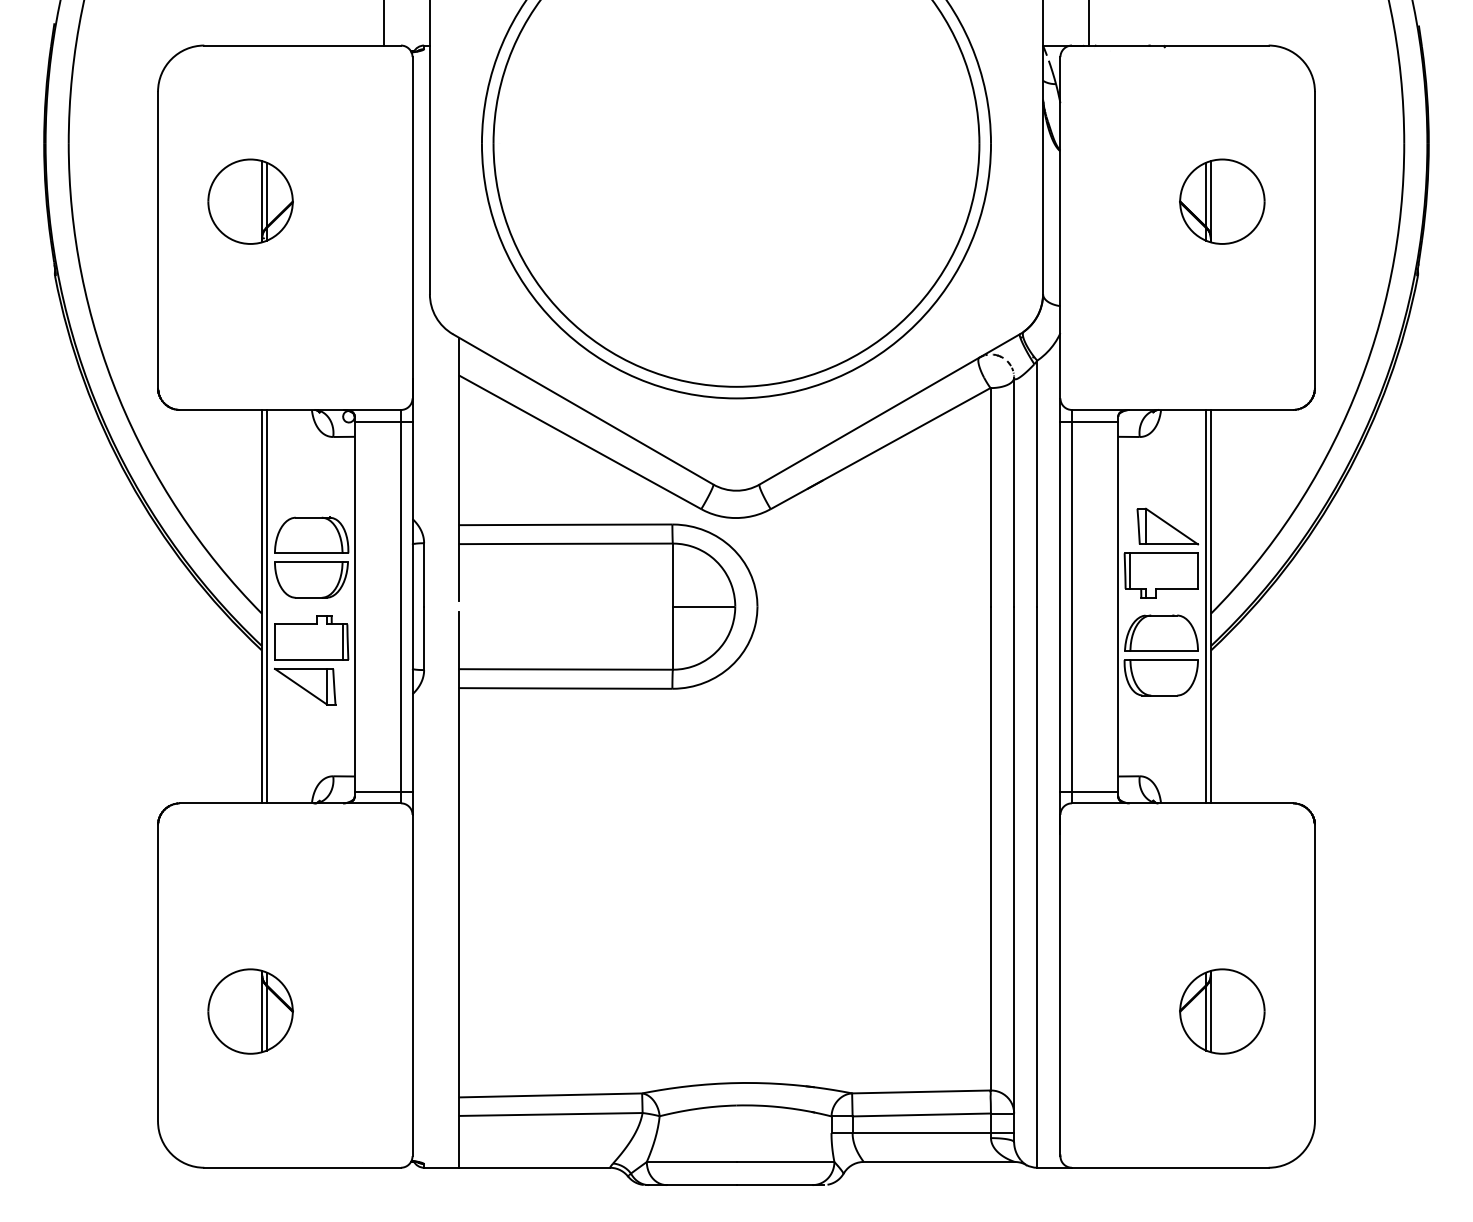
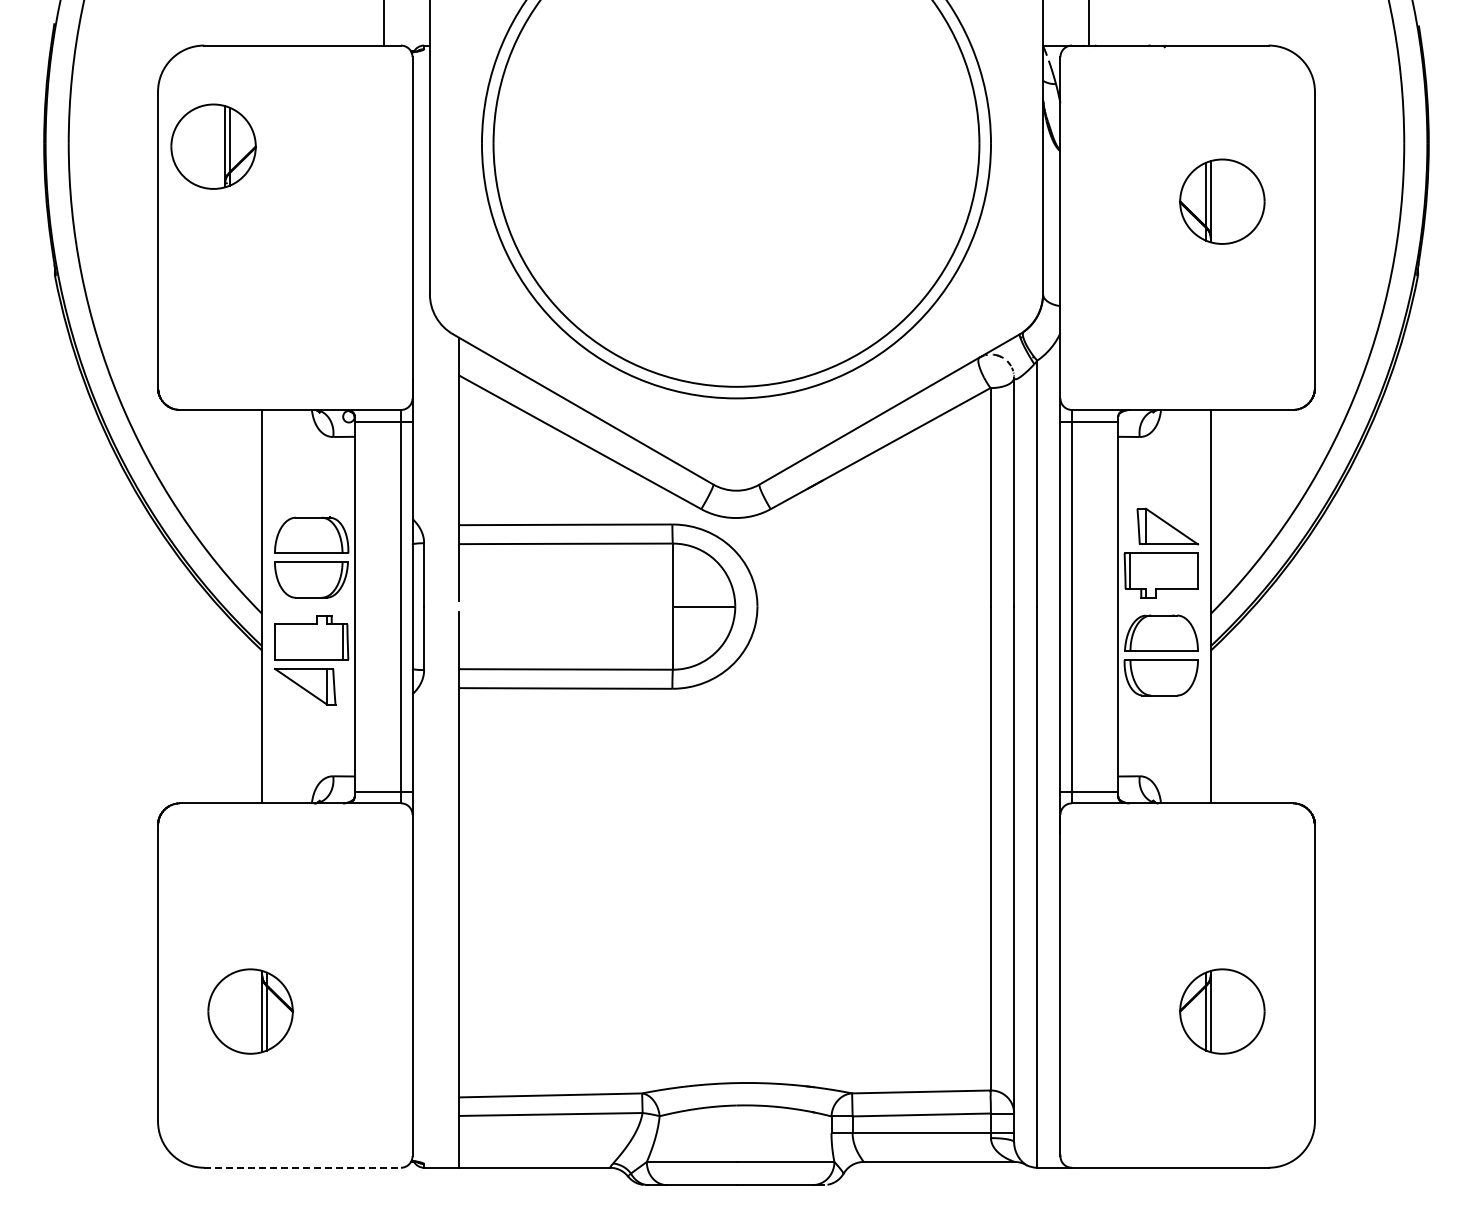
part position: (250, 201) -> (213, 146) (213, 146)
line: present -> none (266, 606)
line: present -> none (1206, 606)
line: solid -> dashed (303, 1167)
